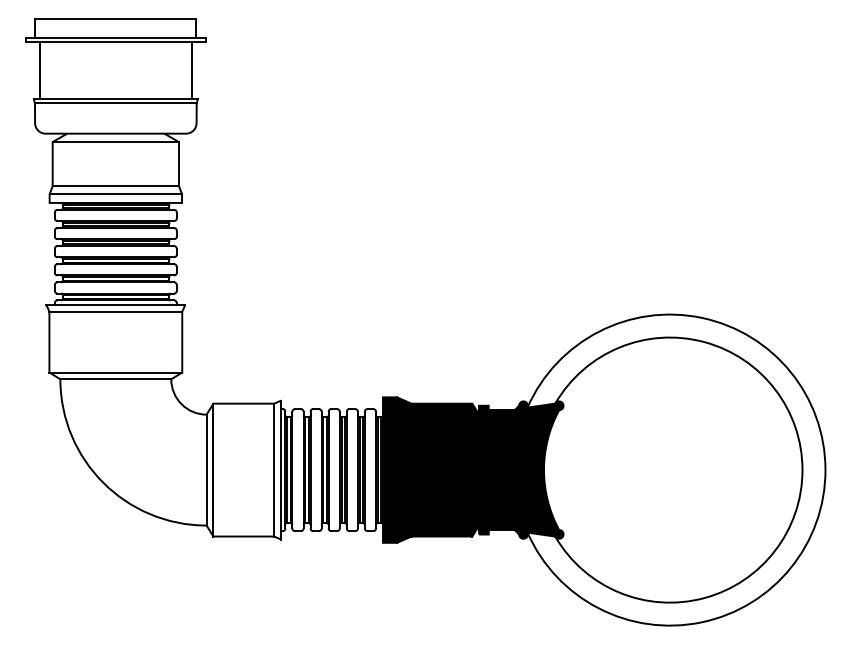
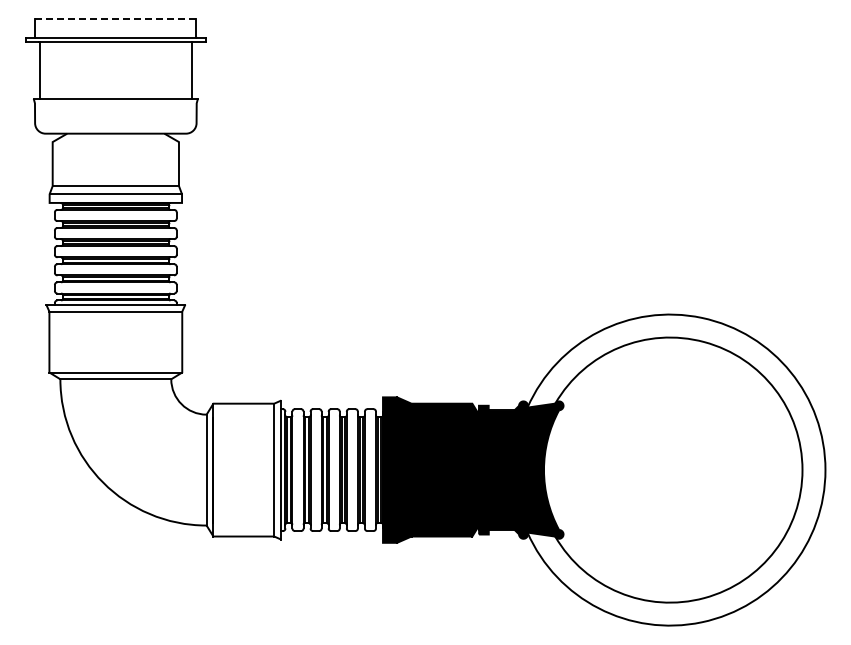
line: solid -> dashed (115, 19)
line: present -> none (115, 103)
line: present -> none (115, 142)
